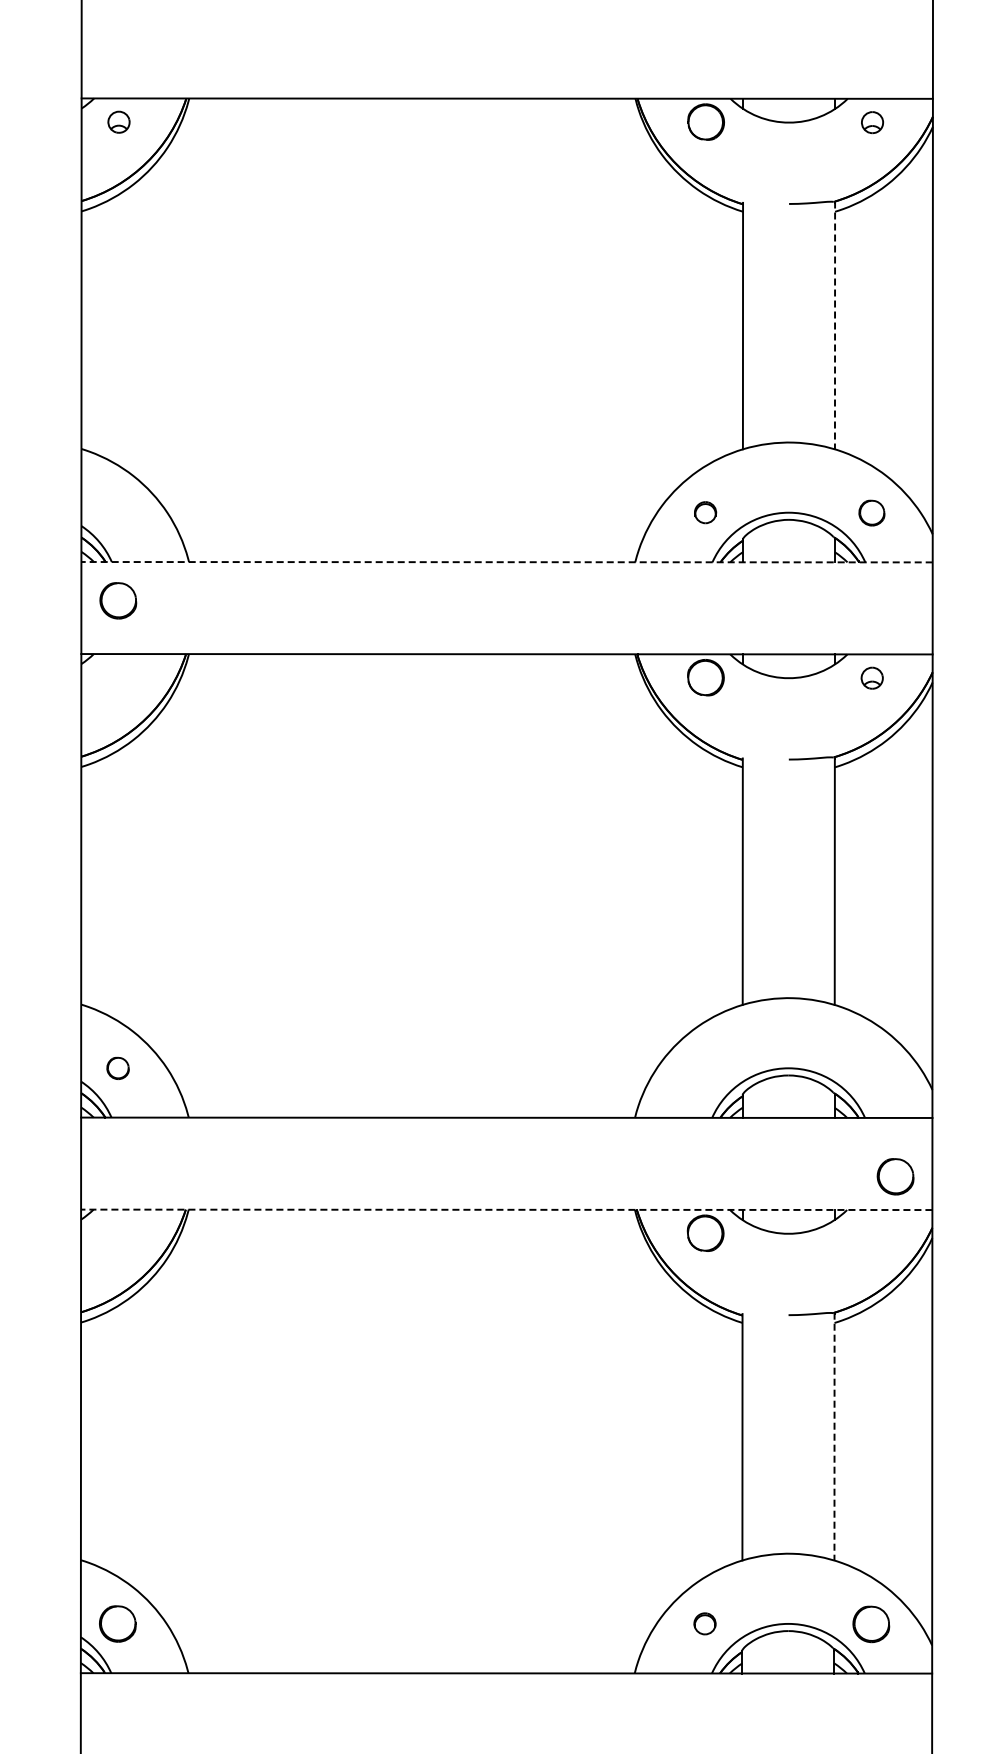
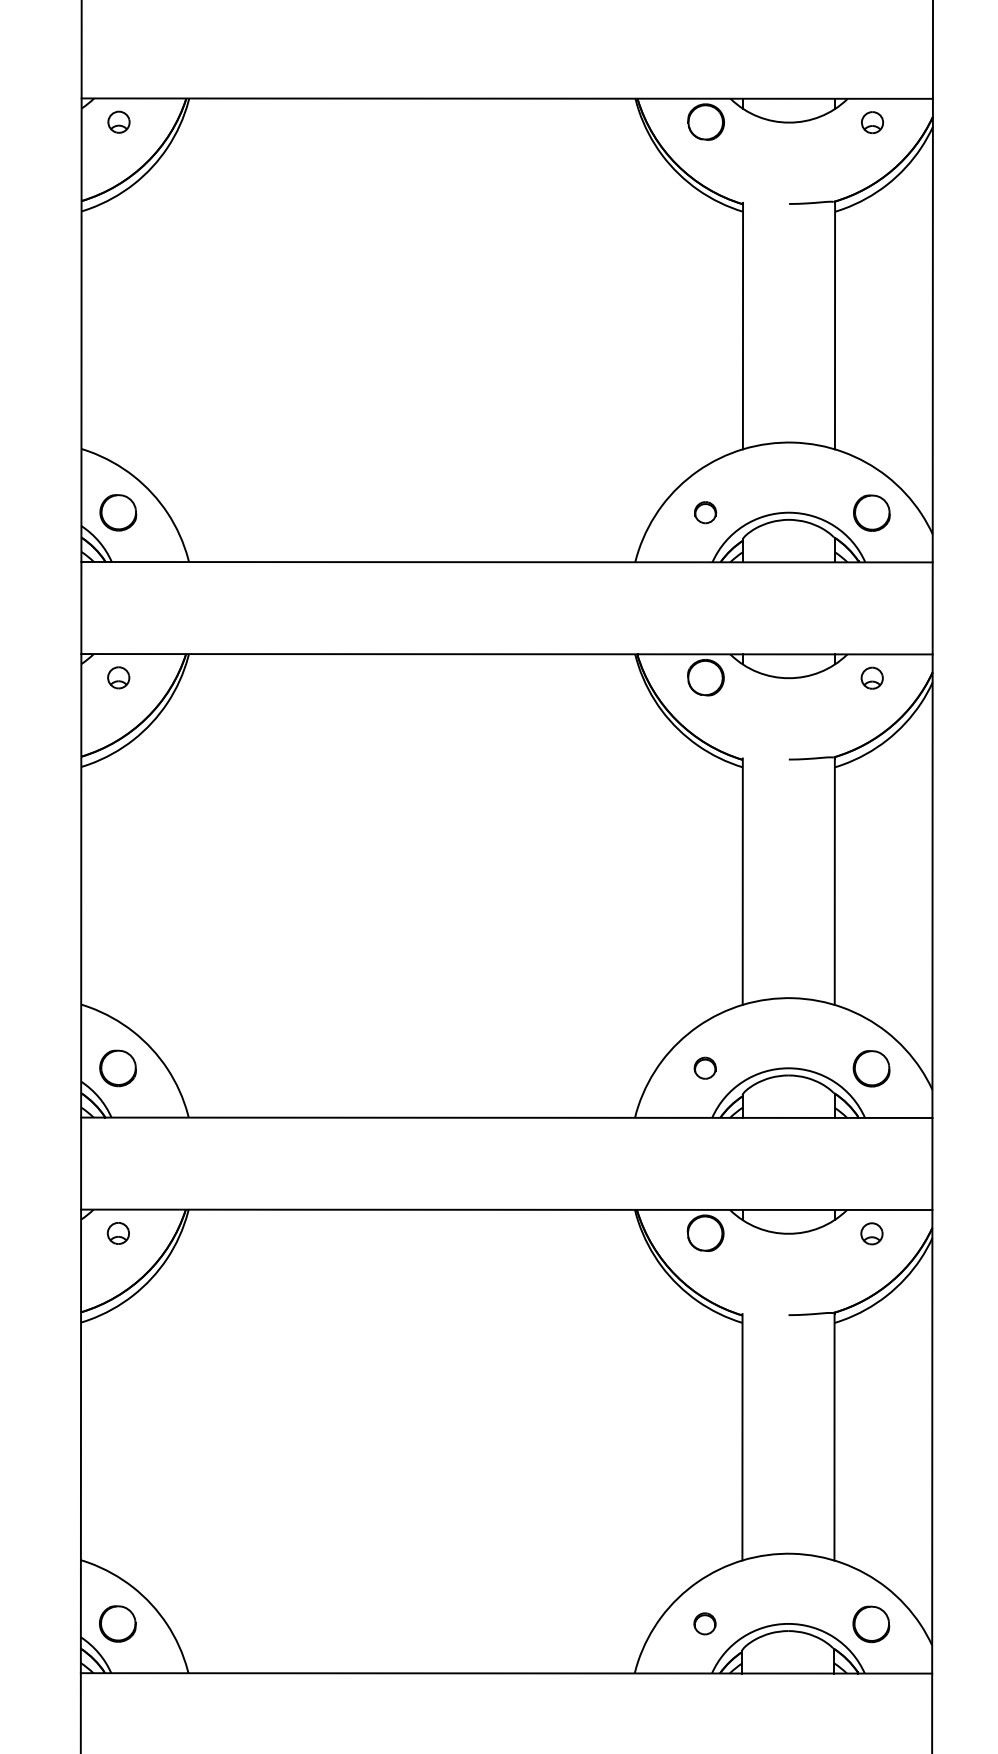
line: dashed -> solid (835, 325)
part size: 28x28 px -> 38x38 px (871, 512)
line: dashed -> solid (507, 562)
part position: (118, 600) -> (118, 512) (118, 512)
part: none -> present (118, 677)
part size: 24x24 px -> 38x39 px (117, 1068)
part: none -> present (704, 1067)
part position: (895, 1176) -> (871, 1068) (871, 1068)
line: dashed -> solid (506, 1209)
part: none -> present (117, 1233)
part: none -> present (871, 1233)
line: dashed -> solid (834, 1436)
